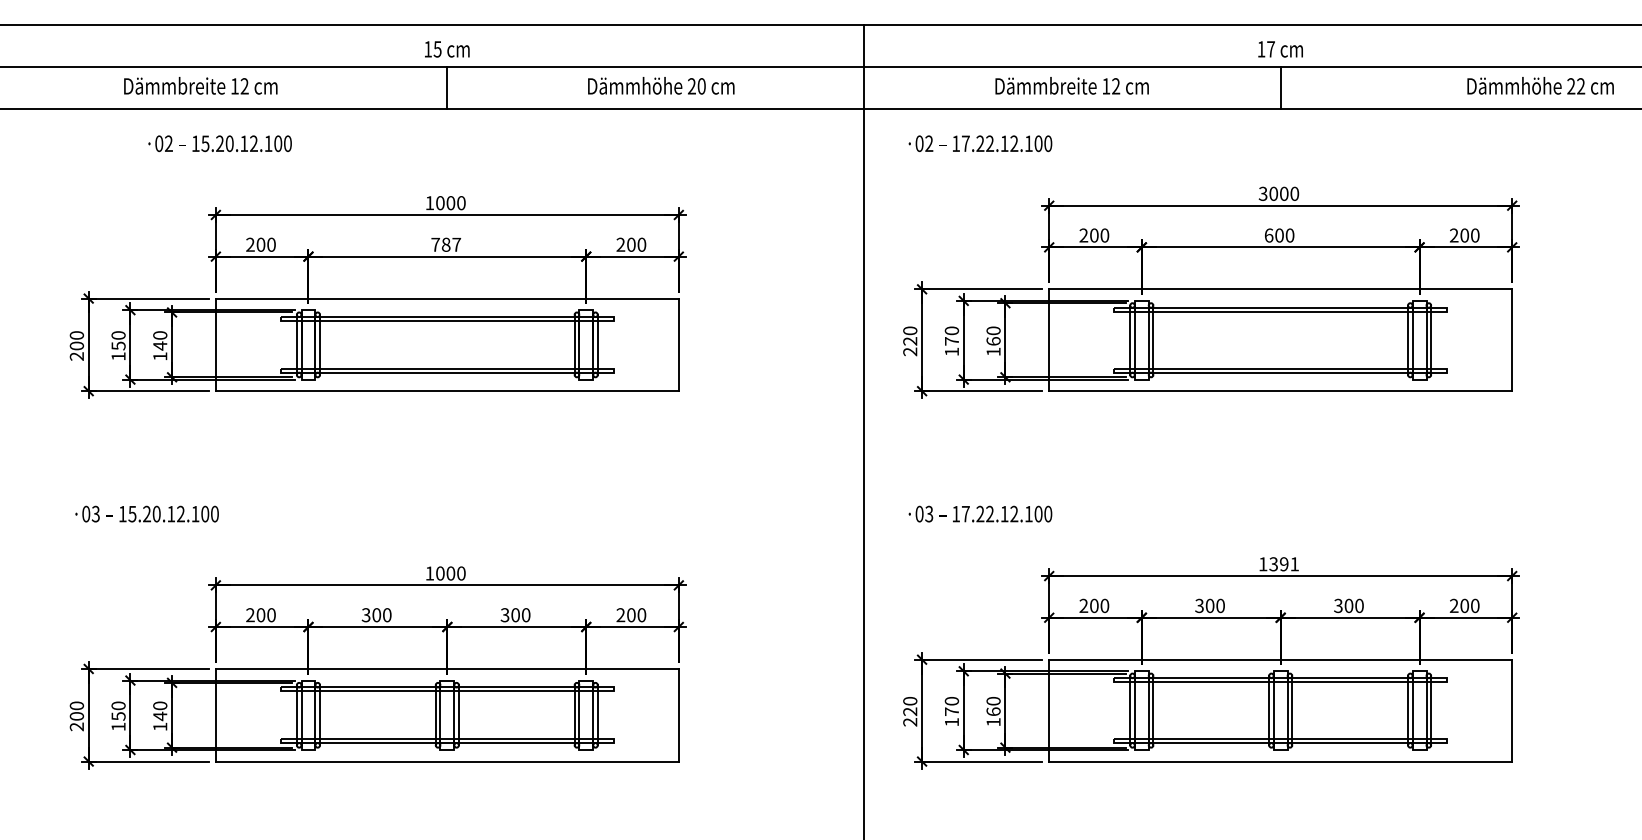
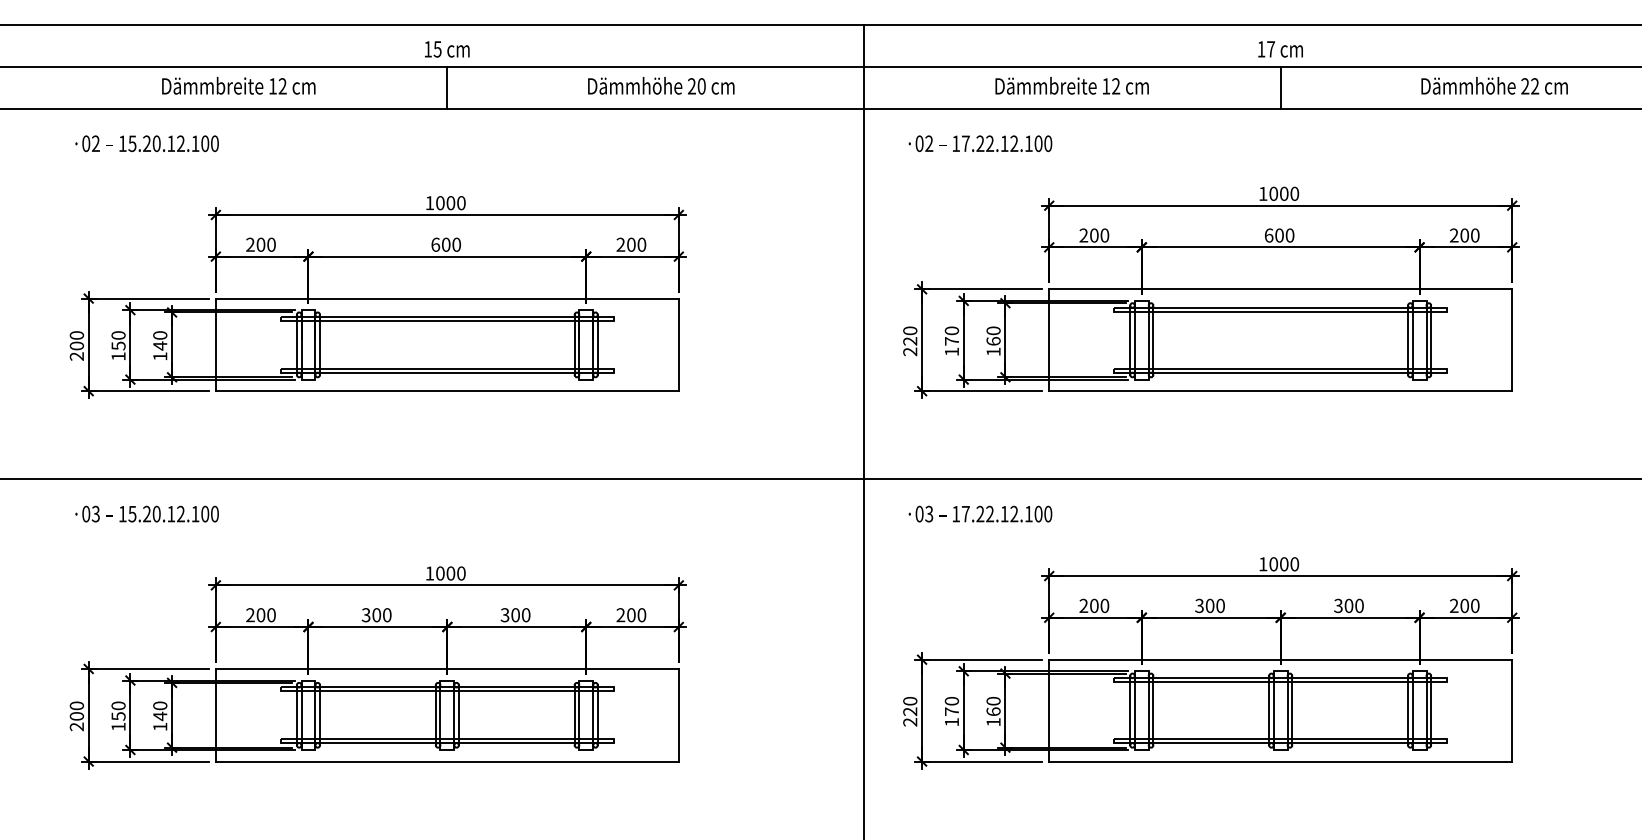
text position: (200, 85) -> (238, 85) (238, 85)
text position: (1540, 85) -> (1494, 85) (1494, 85)
text position: (219, 143) -> (146, 143) (146, 143)
text: 3000 -> 1000 (1262, 193)
text: 787 -> 600 (446, 244)
line: none -> present (820, 479)
text: 1391 -> 1000 (1284, 564)
